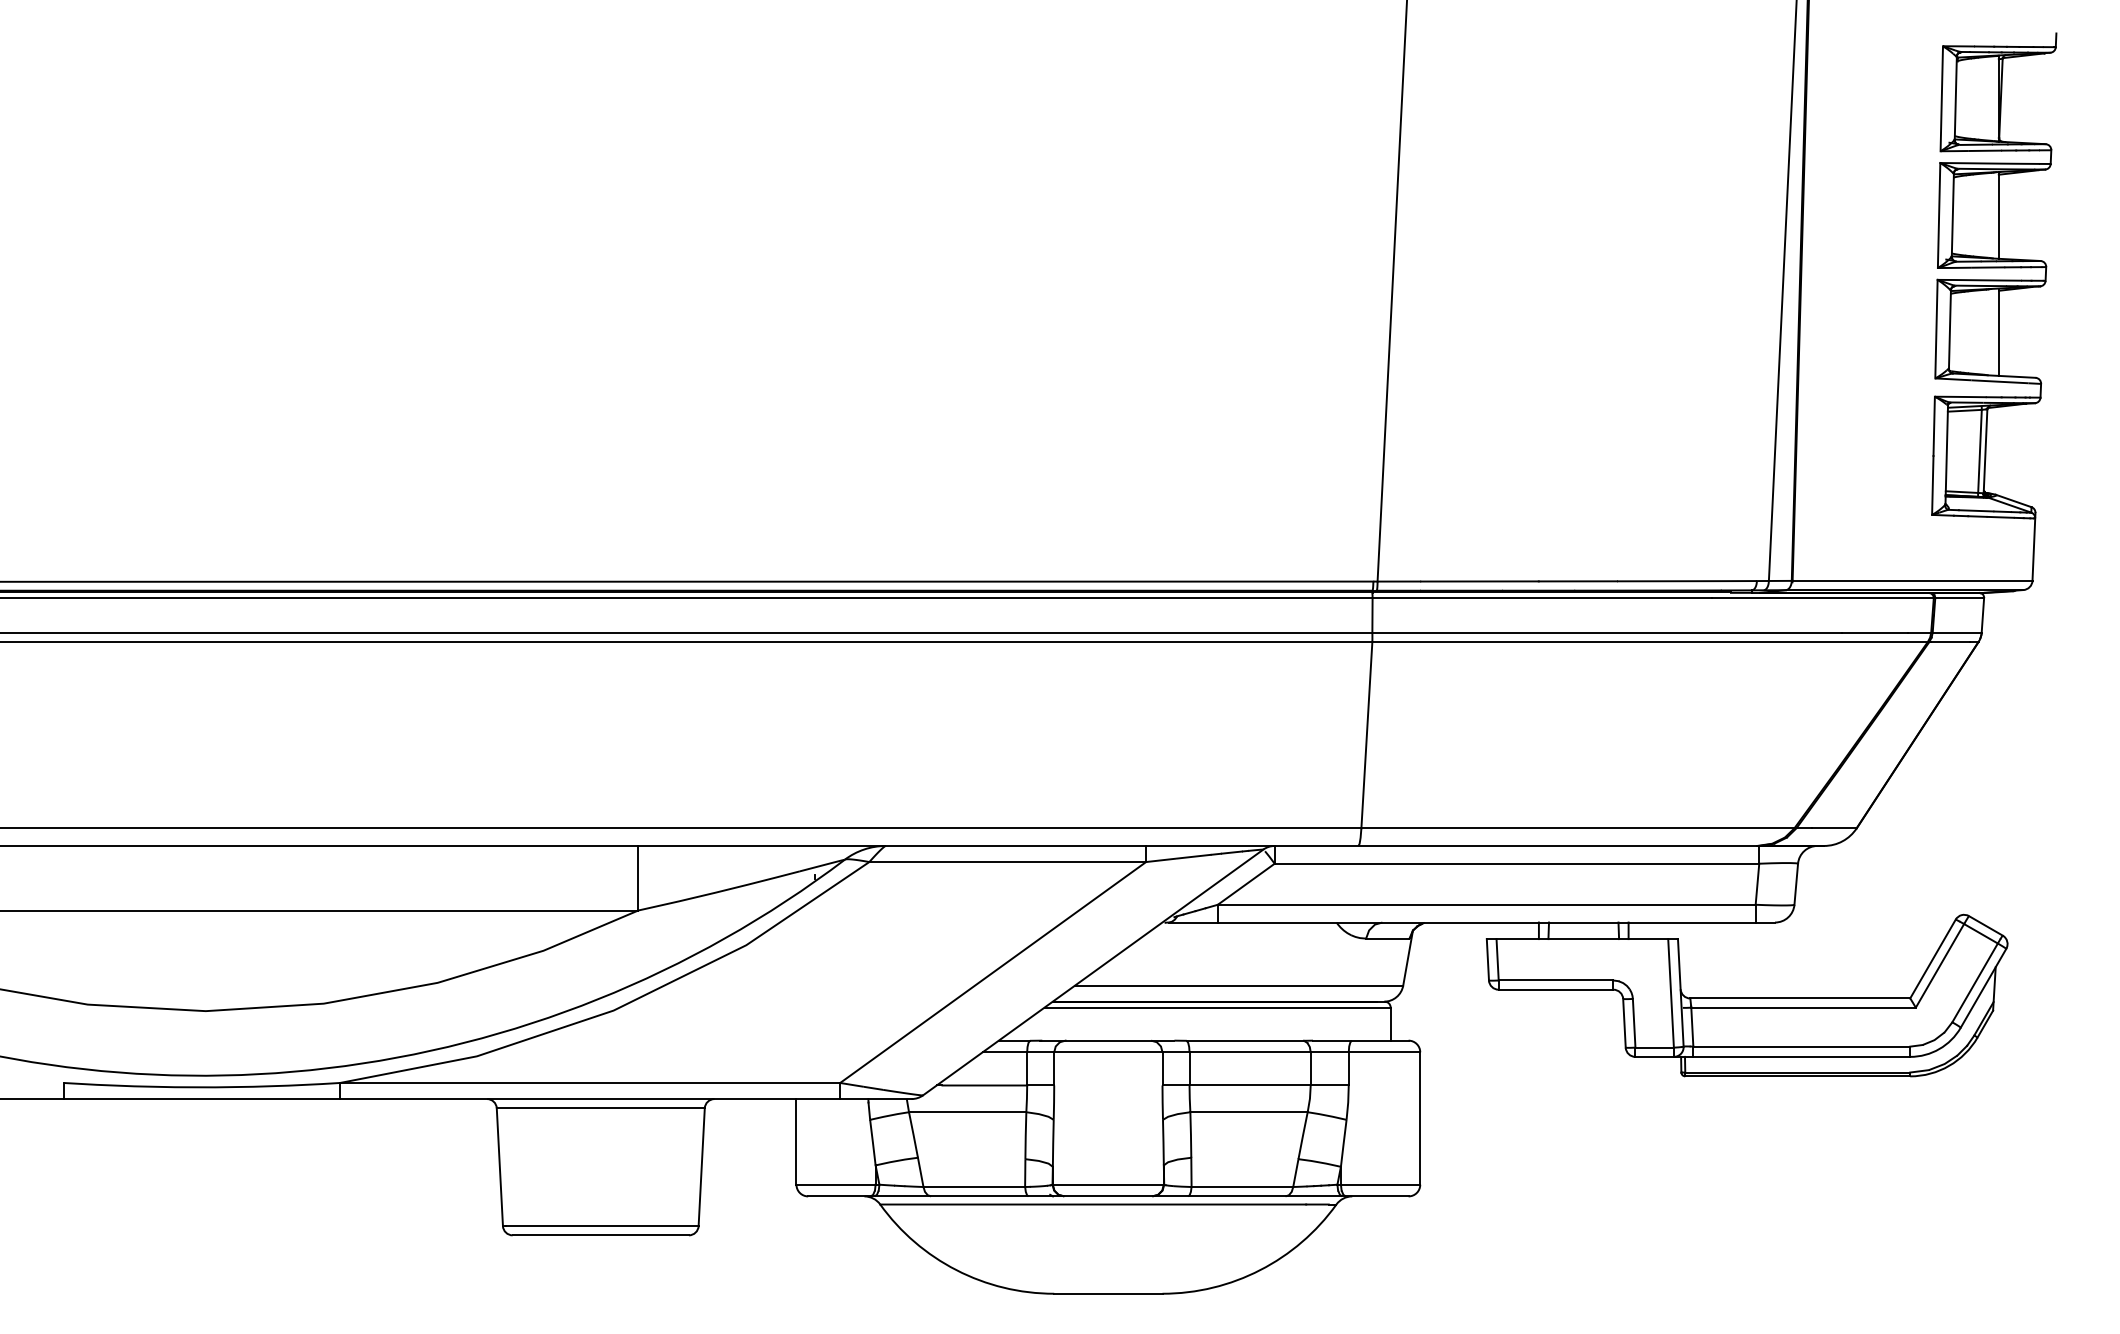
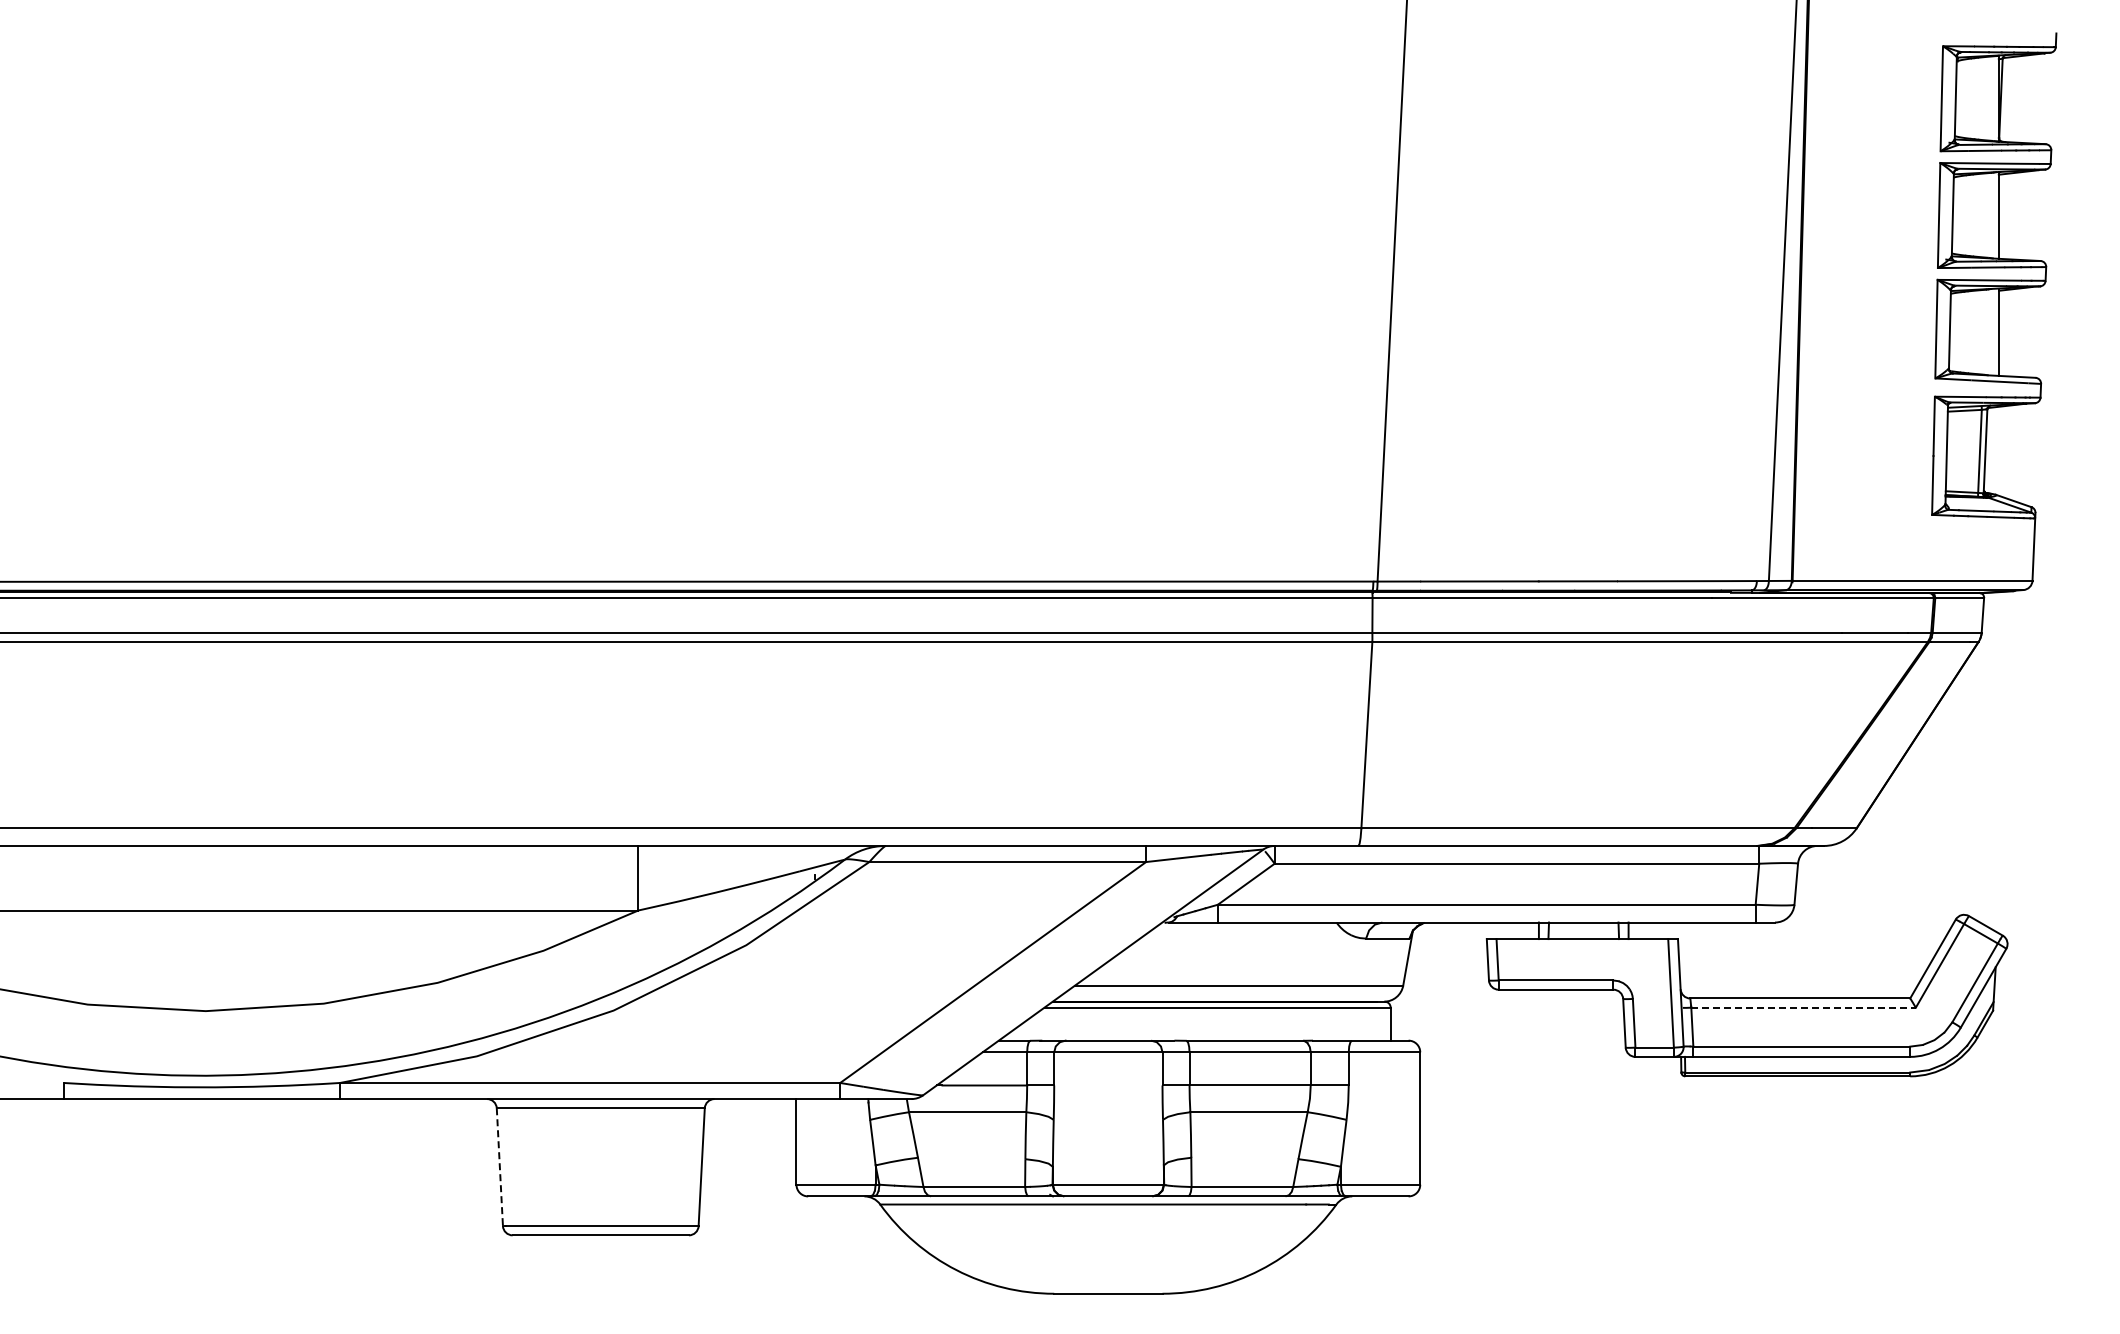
line: solid -> dashed (1804, 1007)
line: solid -> dashed (499, 1167)
